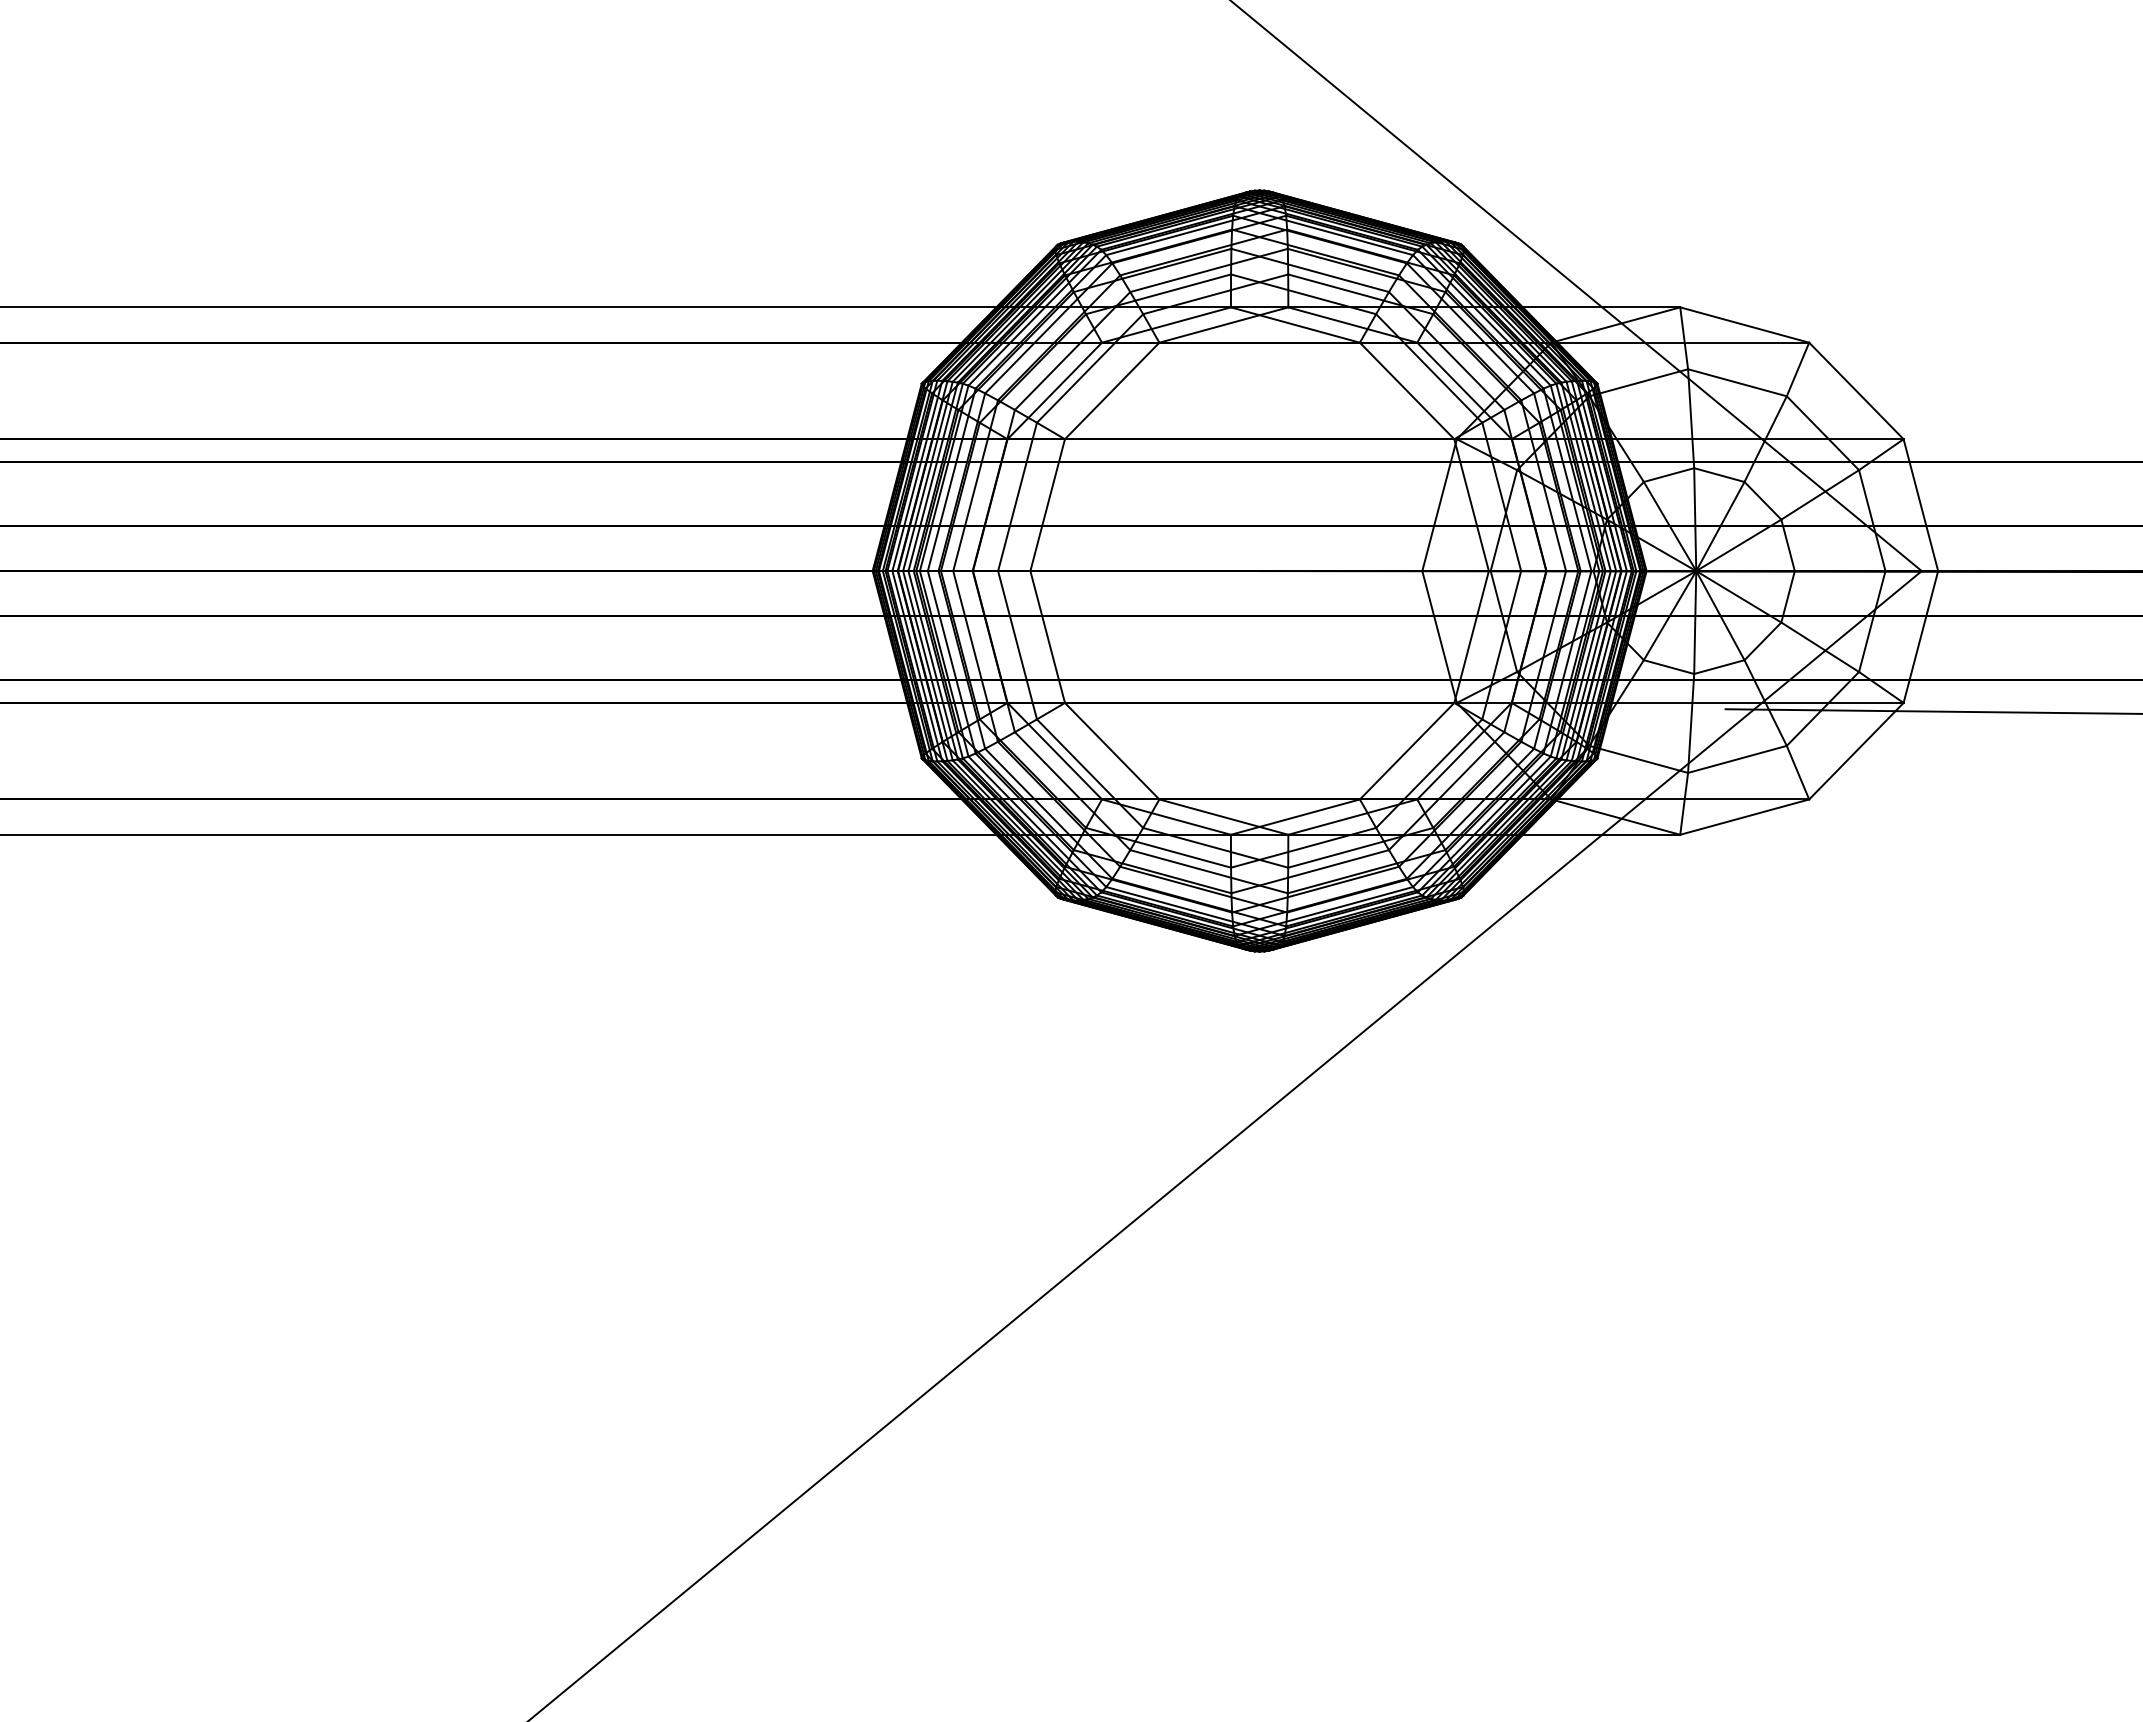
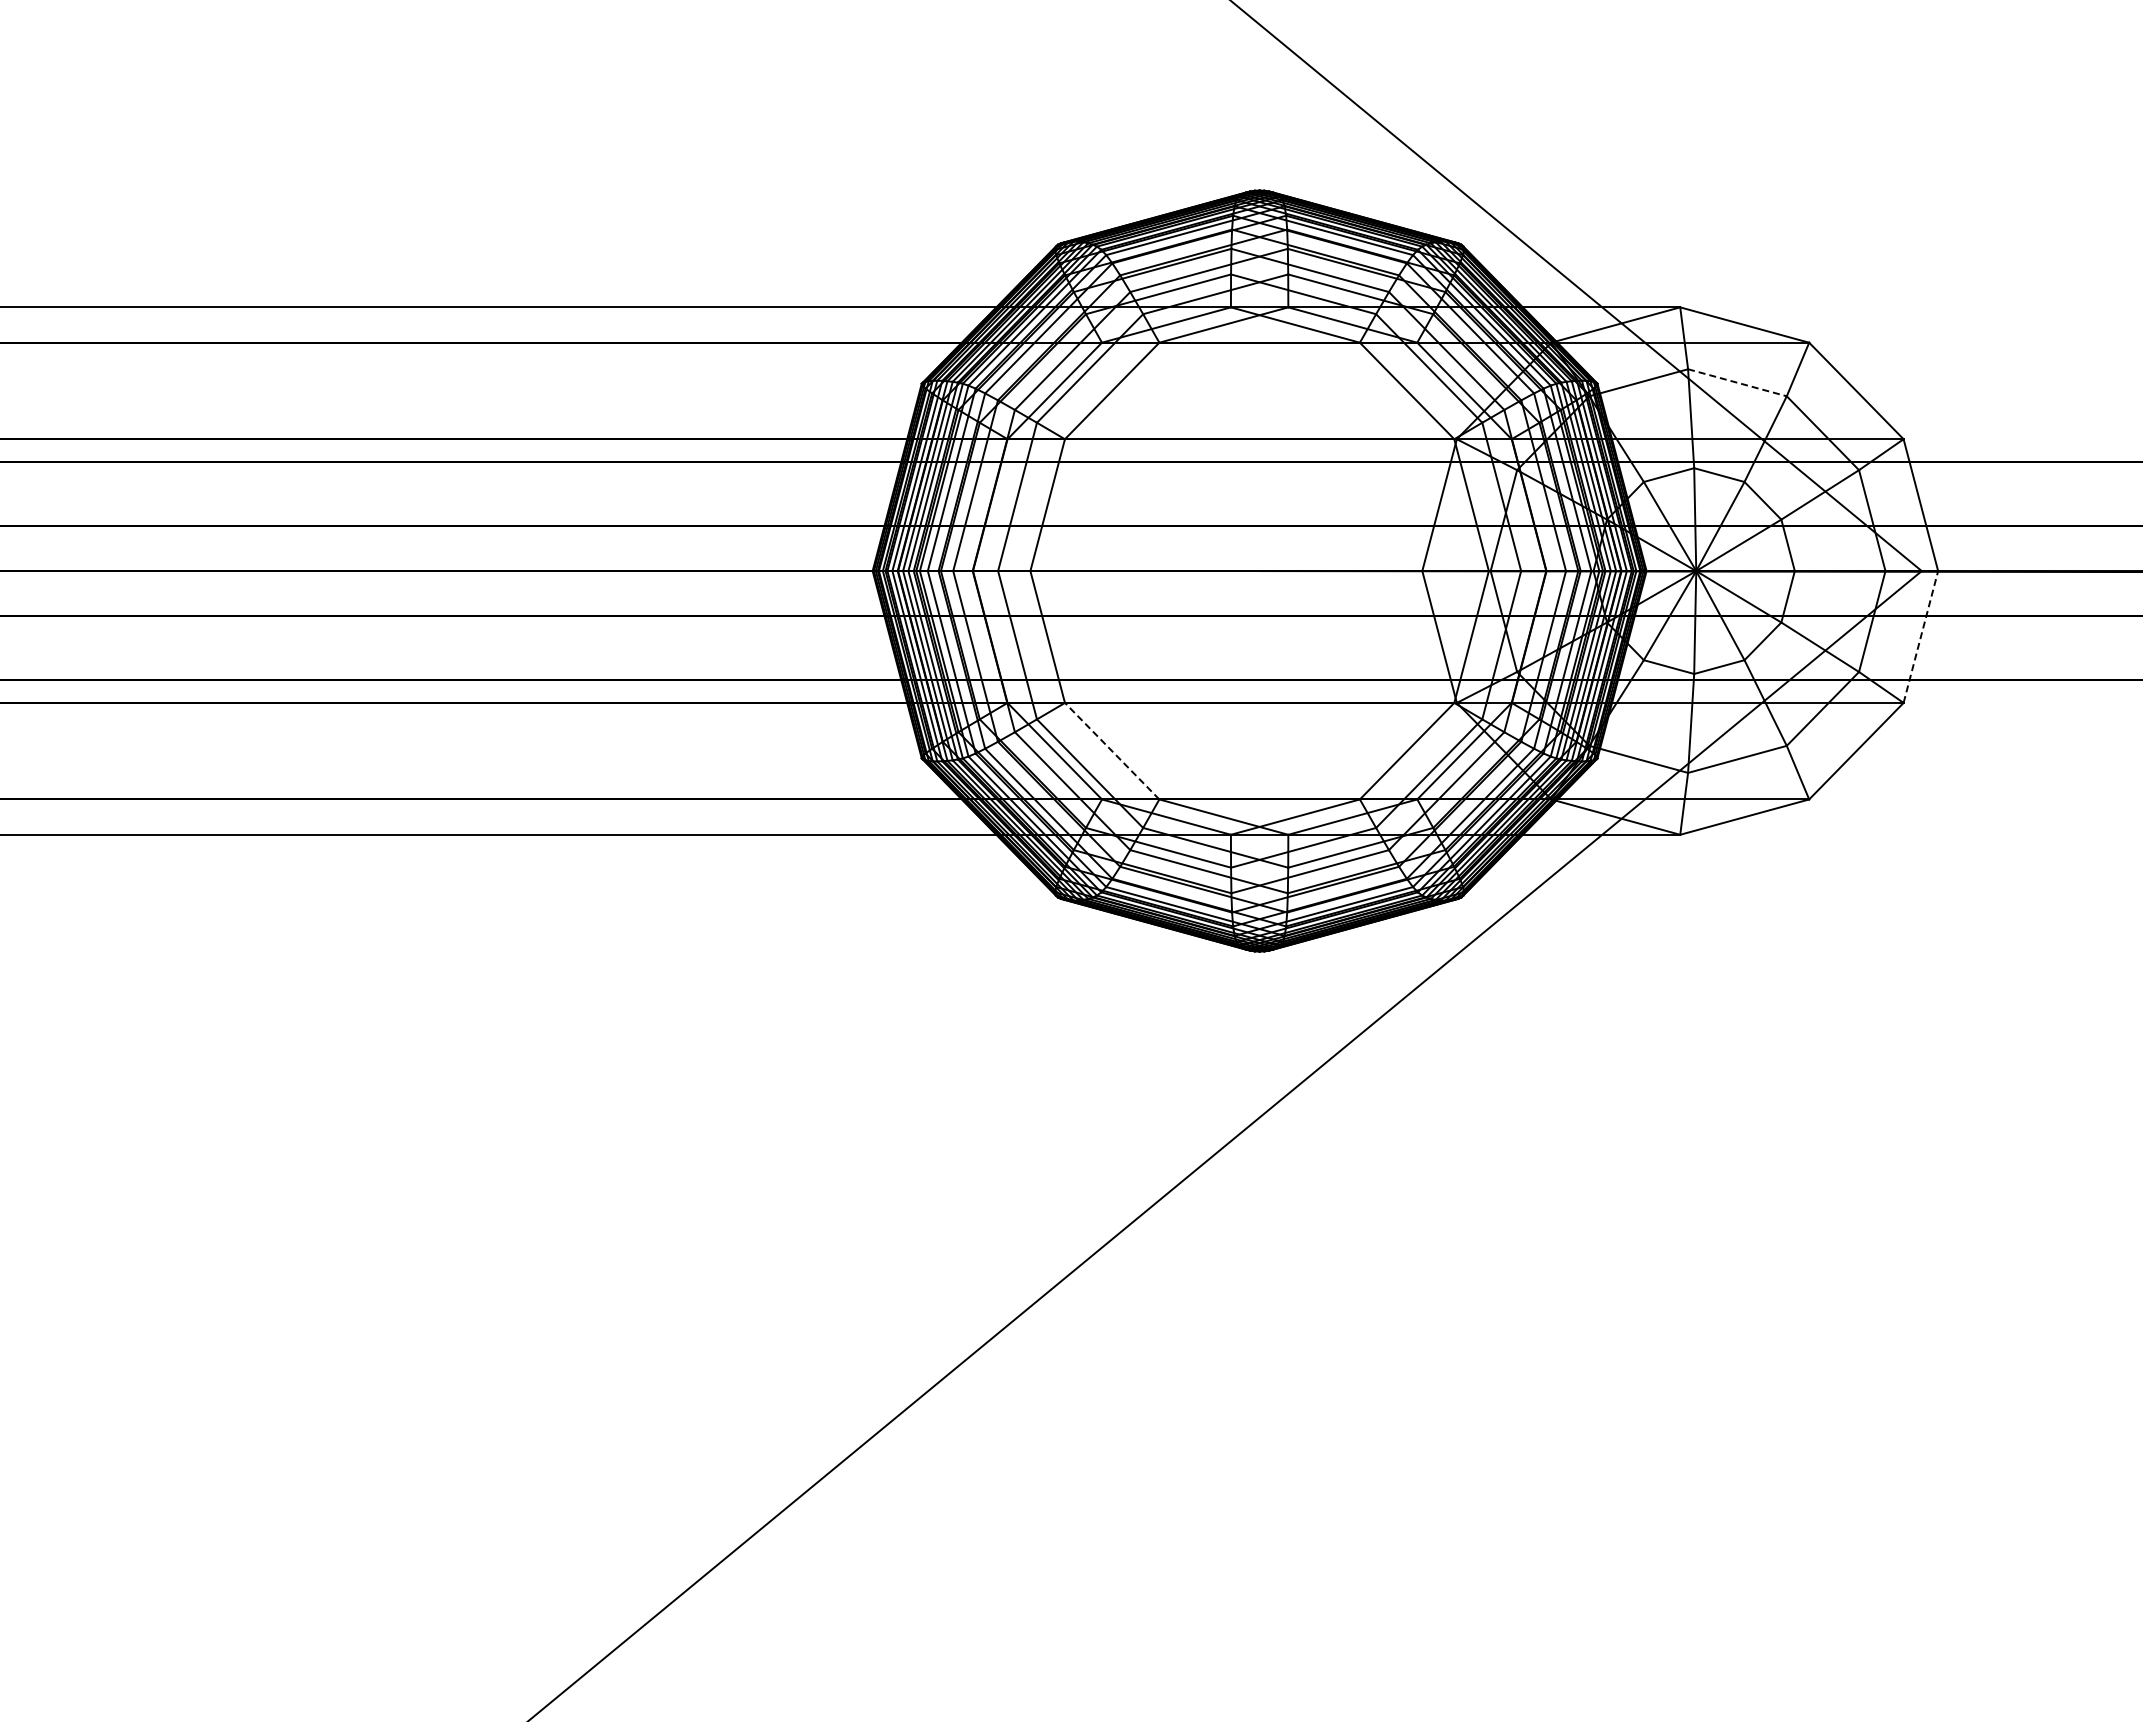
line: solid -> dashed (1737, 382)
line: solid -> dashed (1921, 636)
line: present -> none (1932, 711)
line: solid -> dashed (1112, 751)
